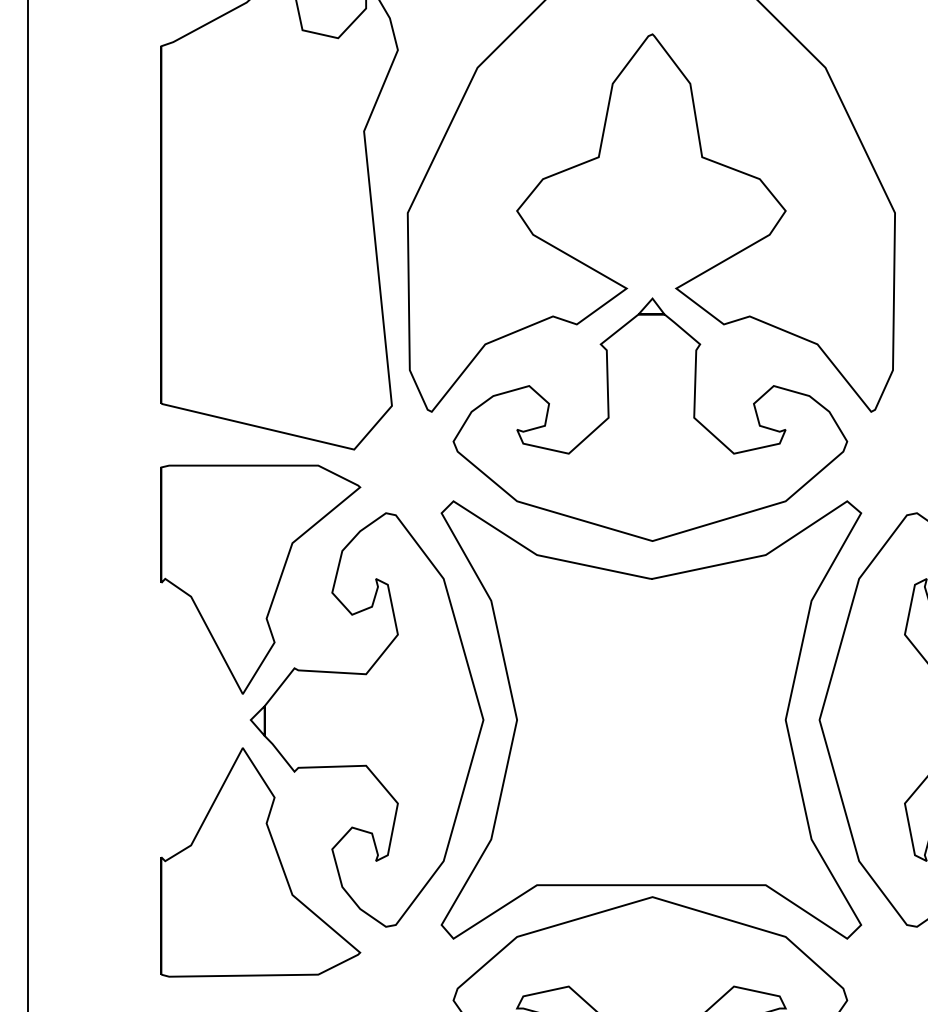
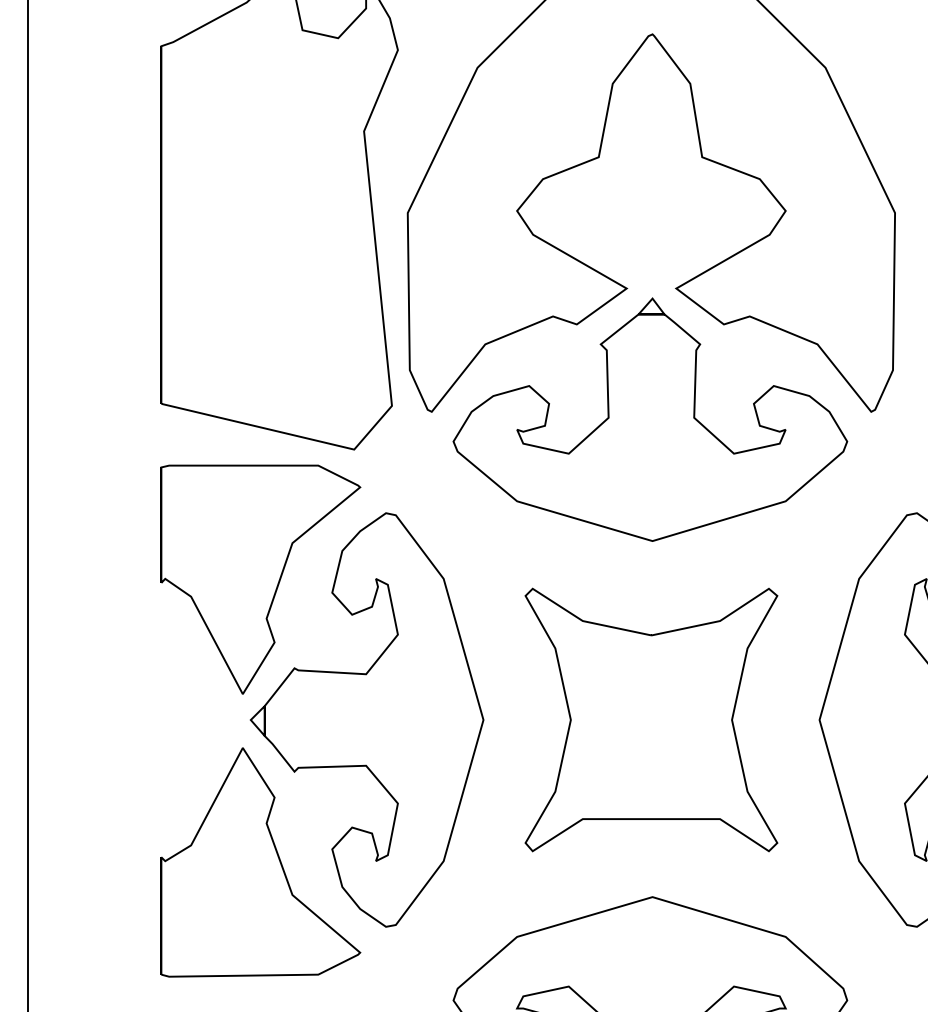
part size: 423x440 px -> 255x266 px (651, 719)
